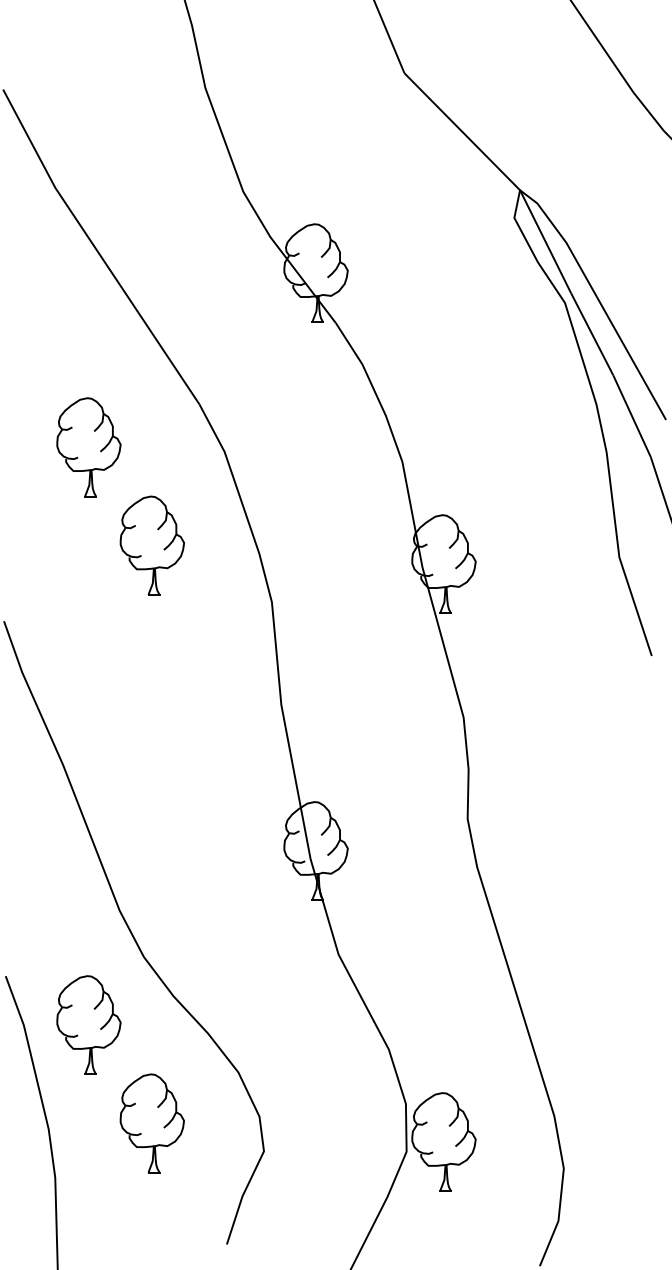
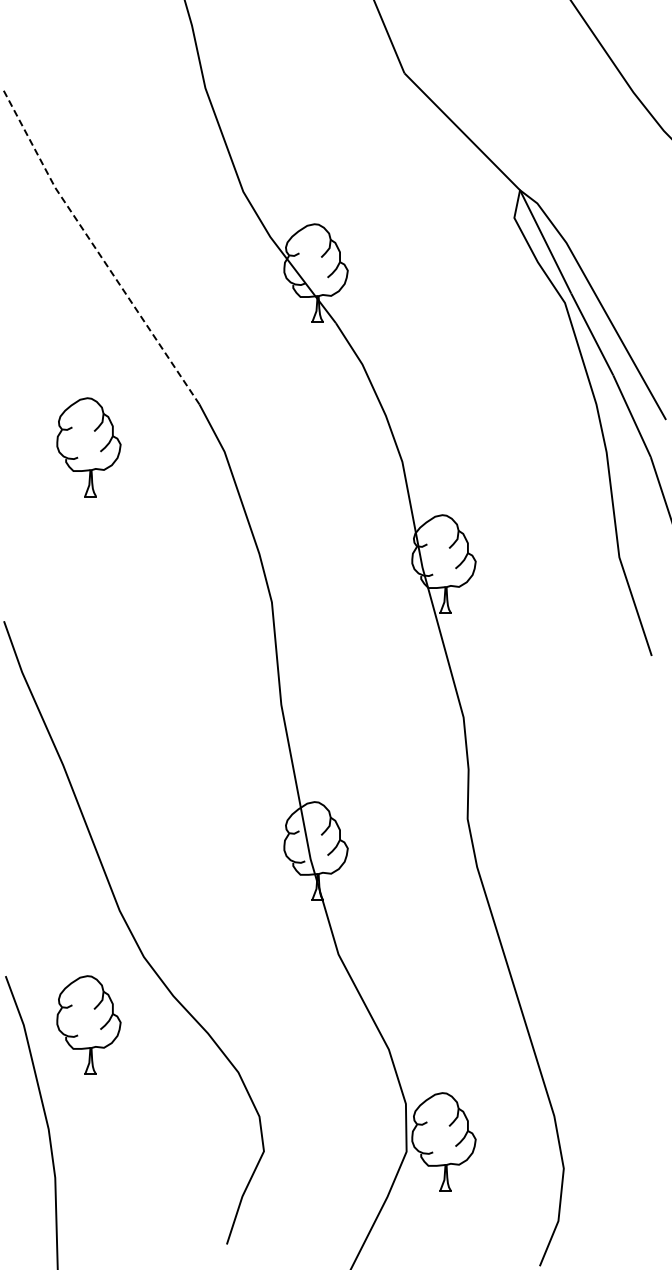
line: solid -> dashed (96, 249)
part: present -> none (151, 545)
part: present -> none (151, 1123)
